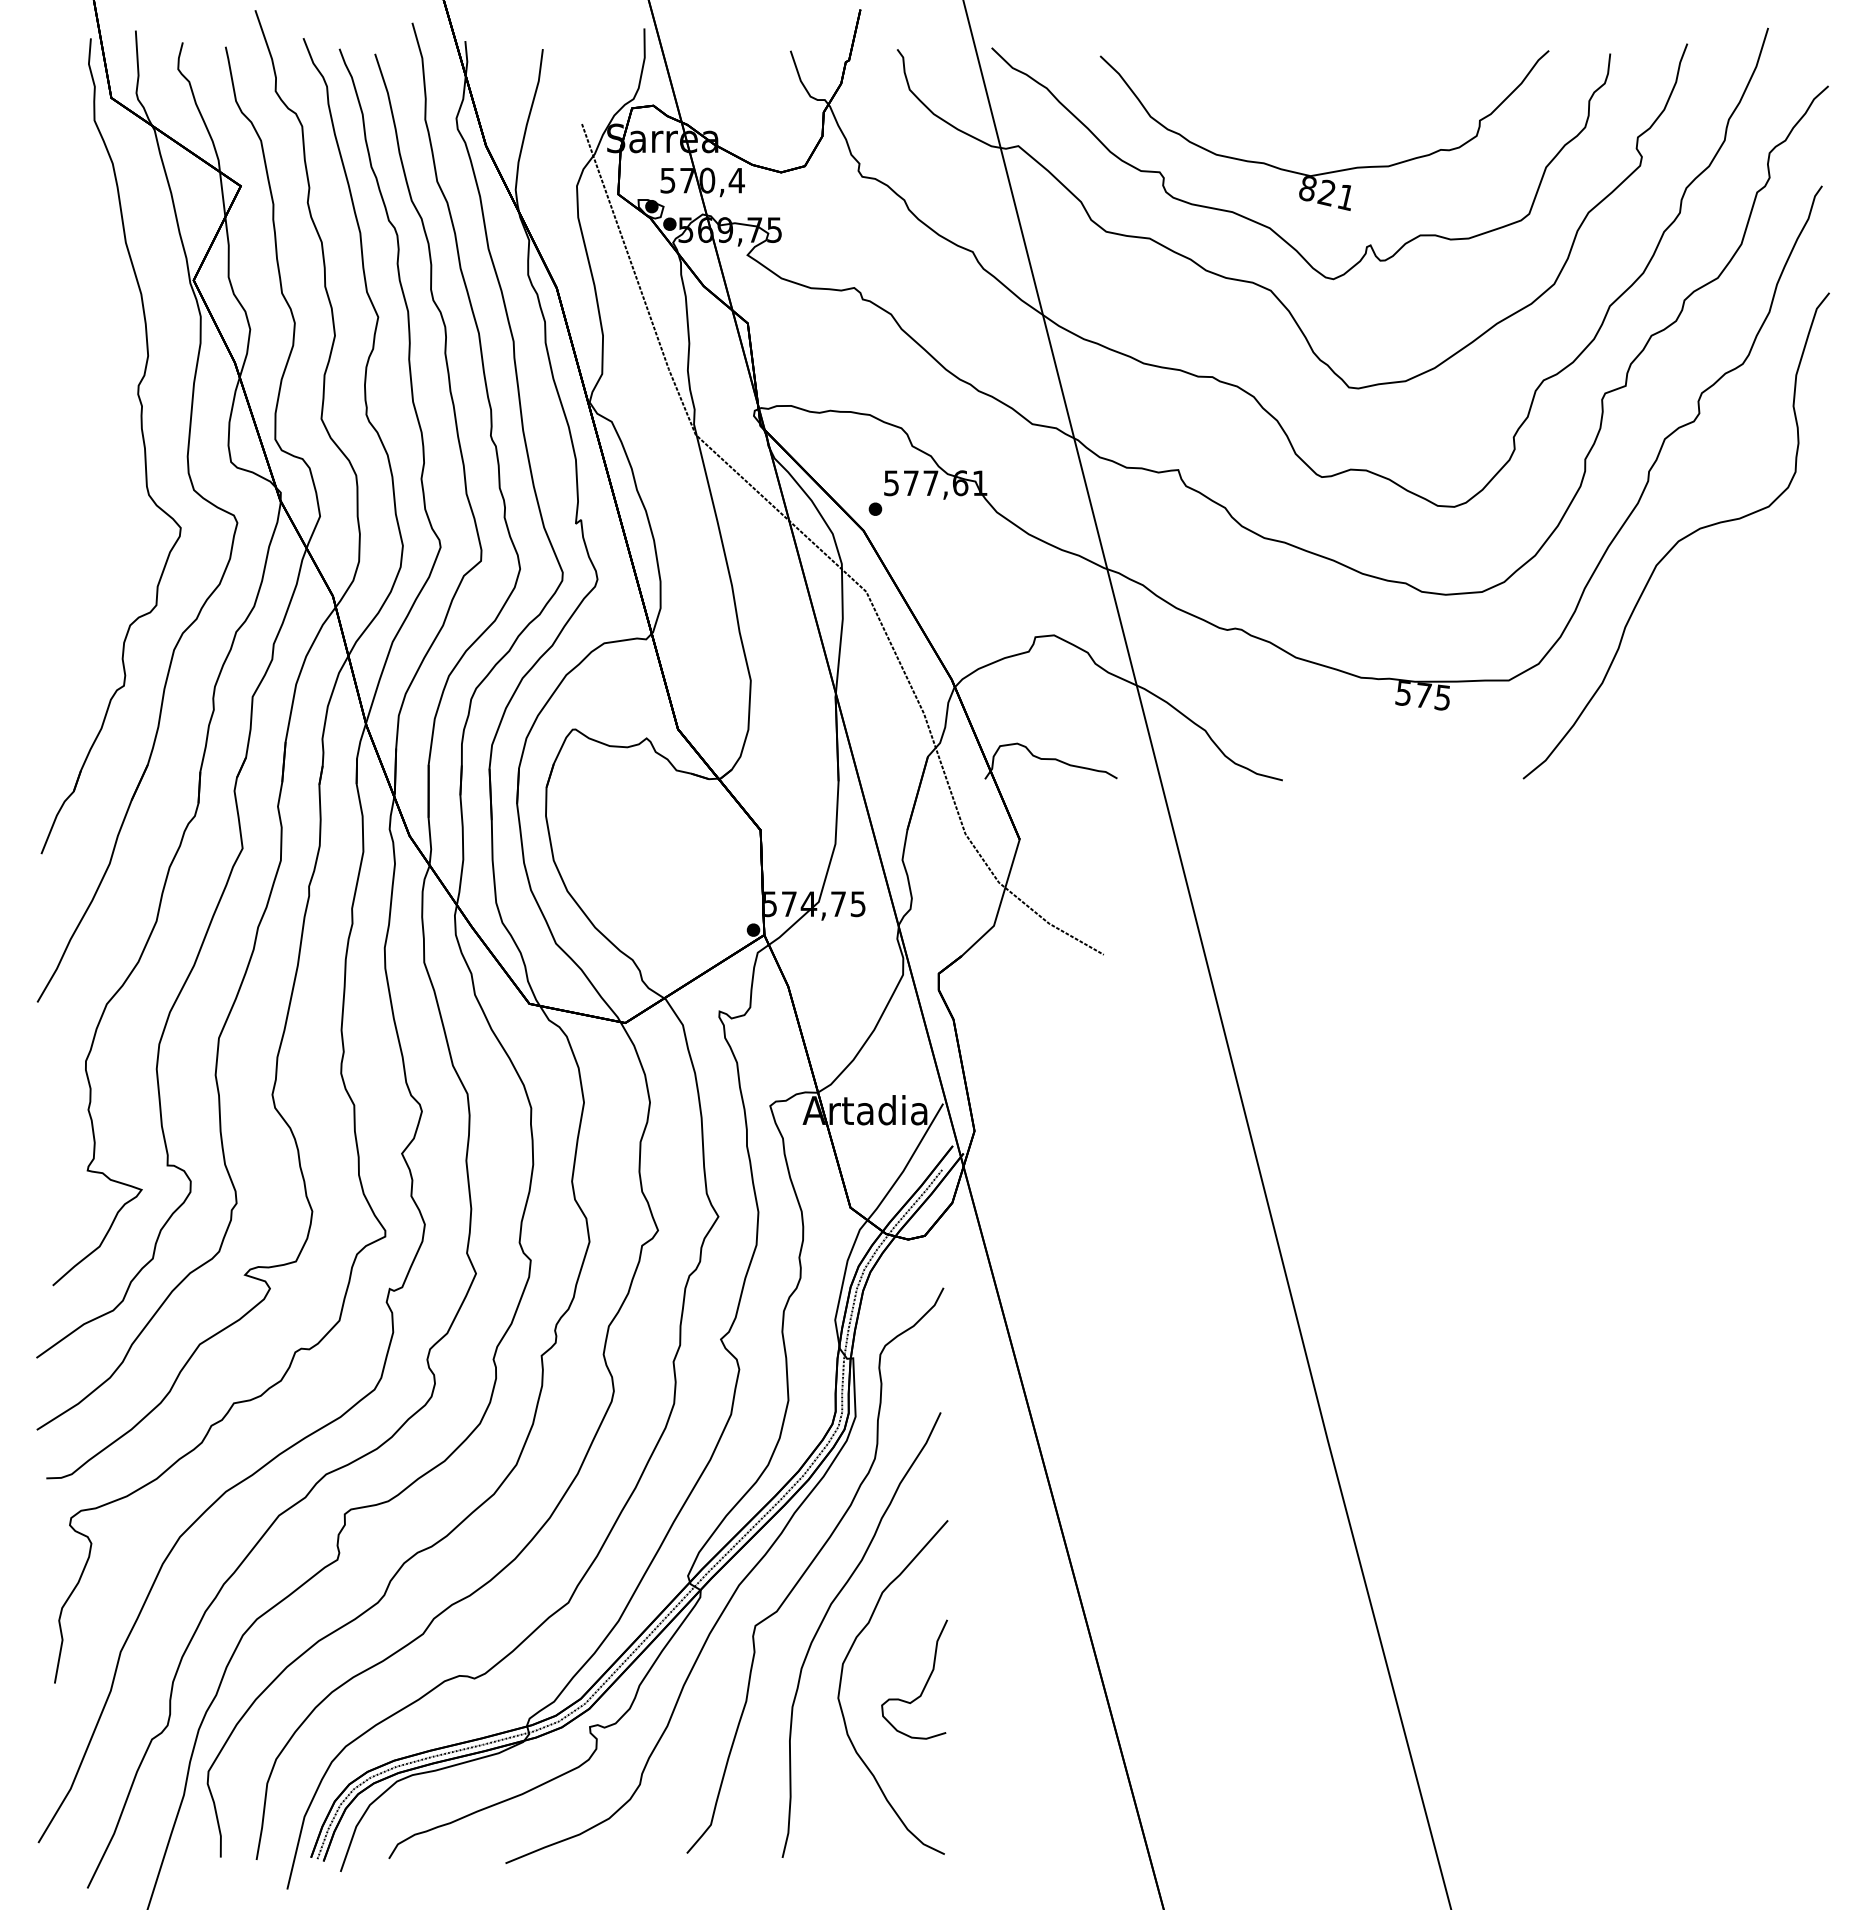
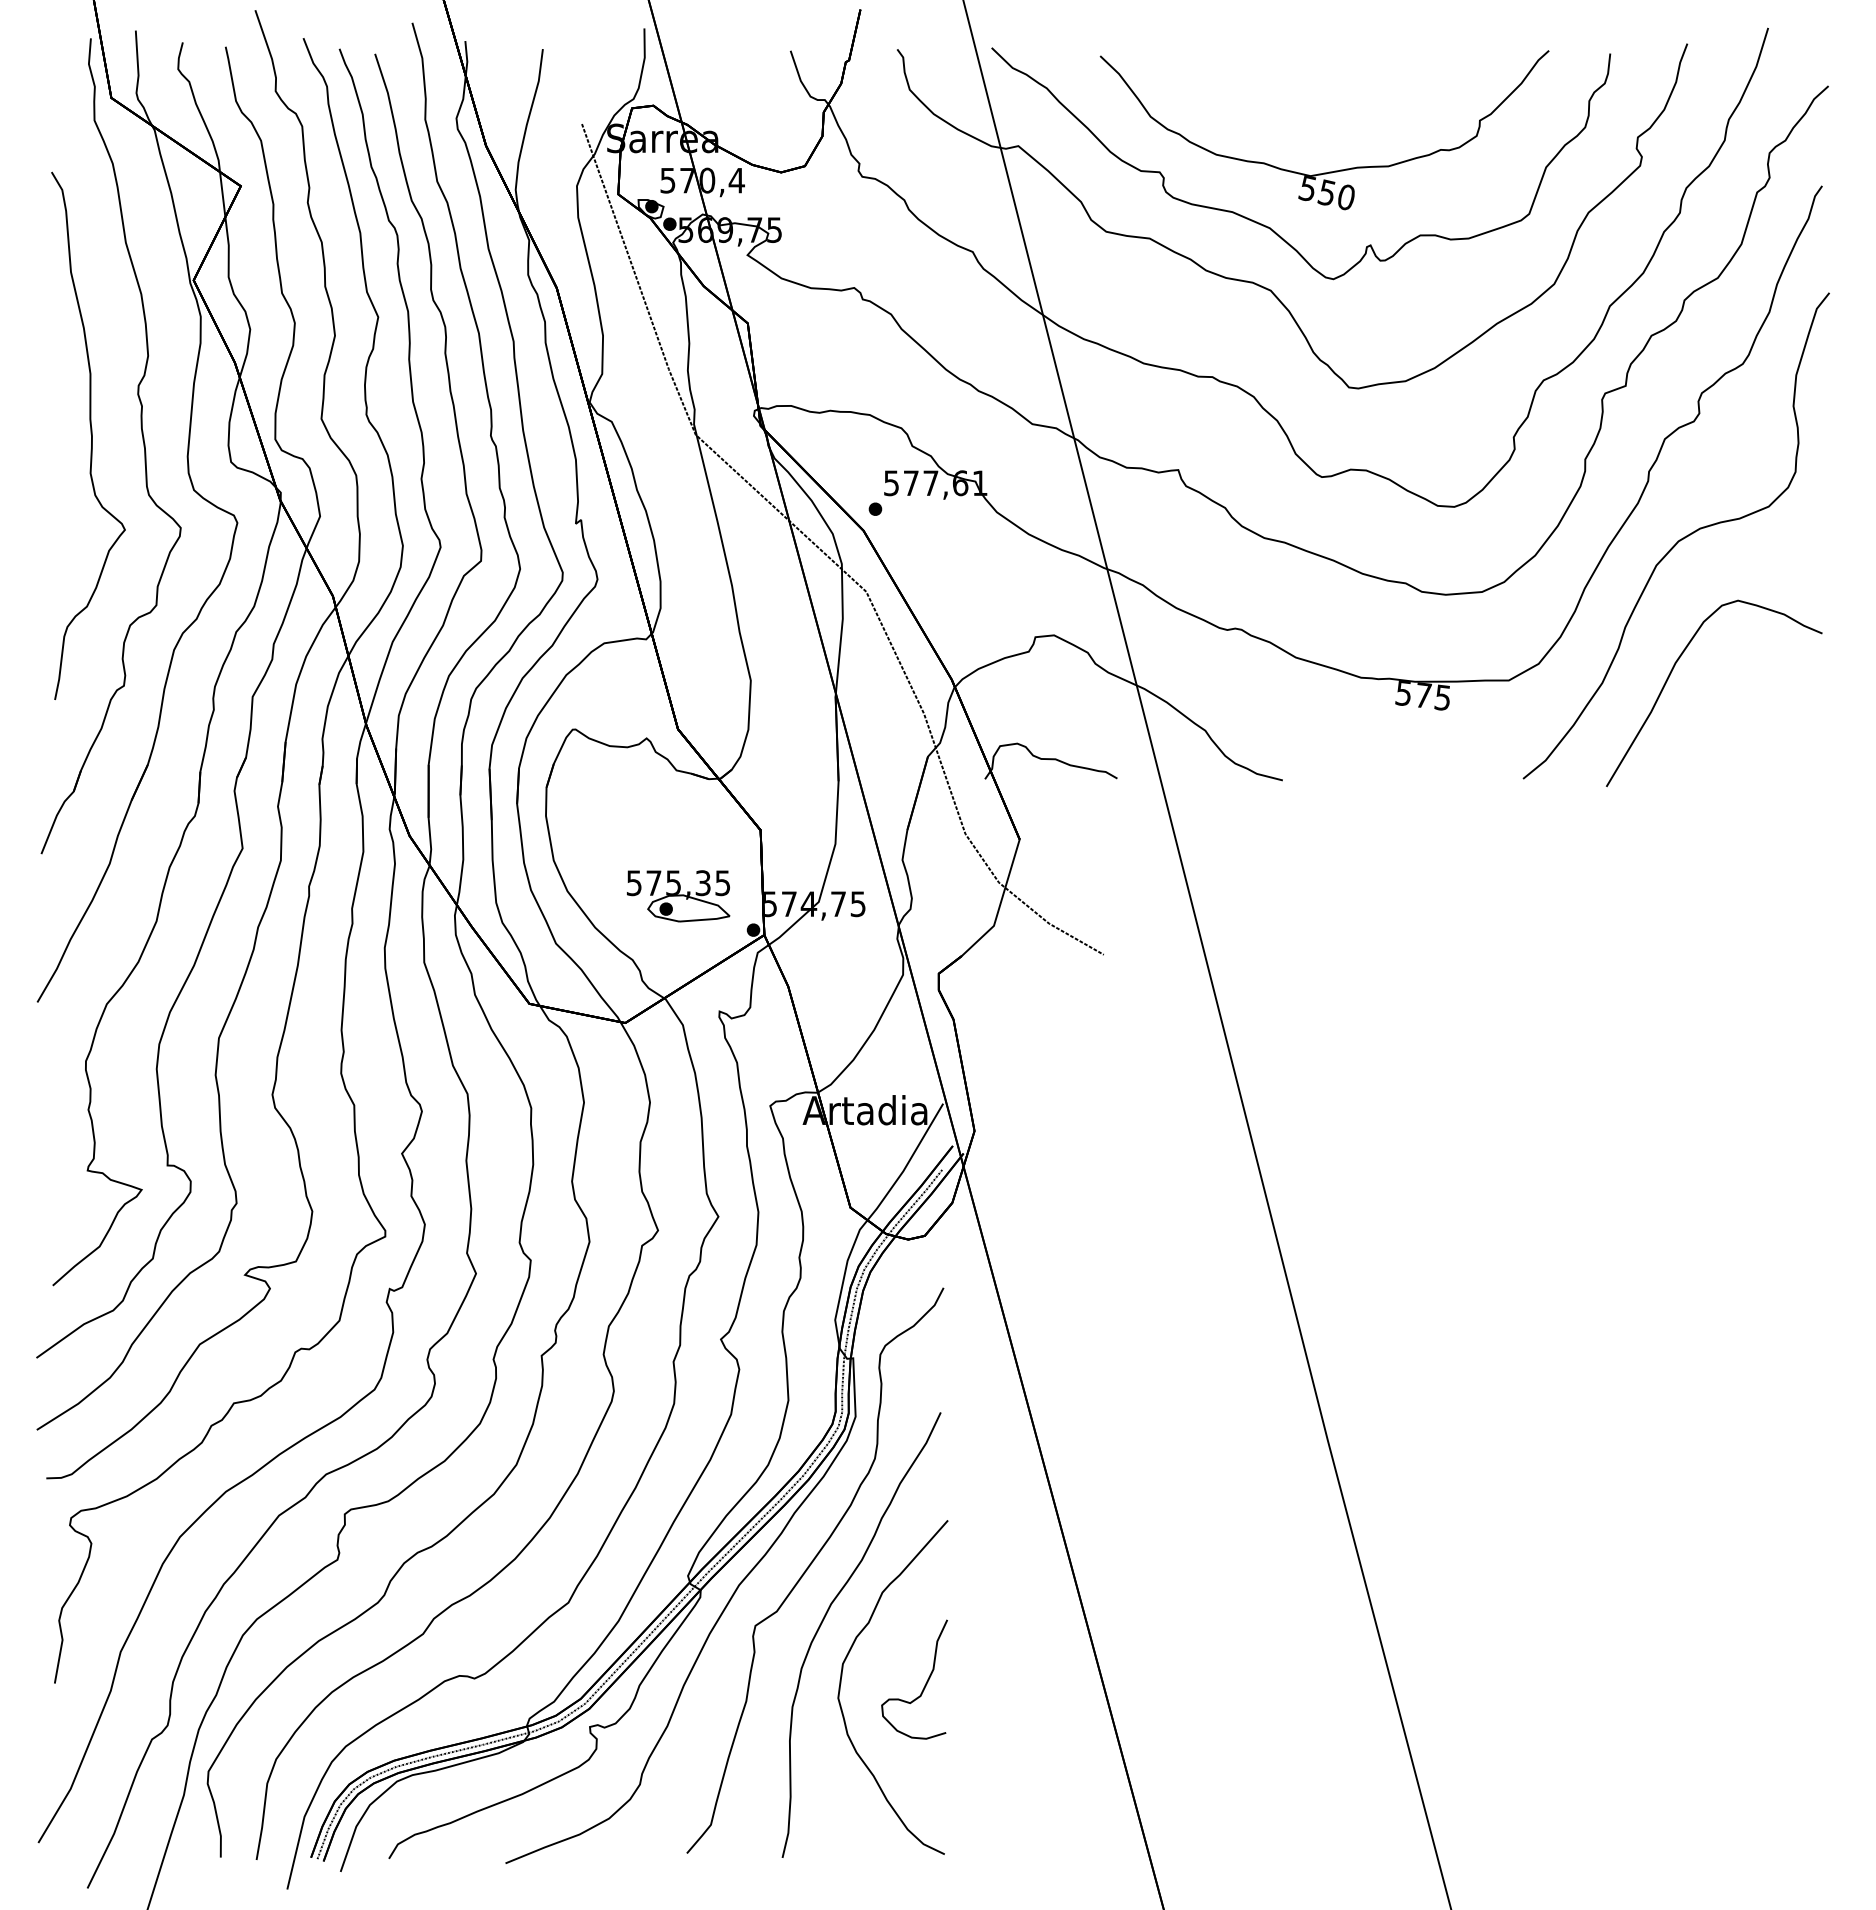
text: 821 -> 550 (1326, 192)
part: none -> present (88, 435)
curve: none -> present (1672, 671)
part: none -> present (678, 896)
